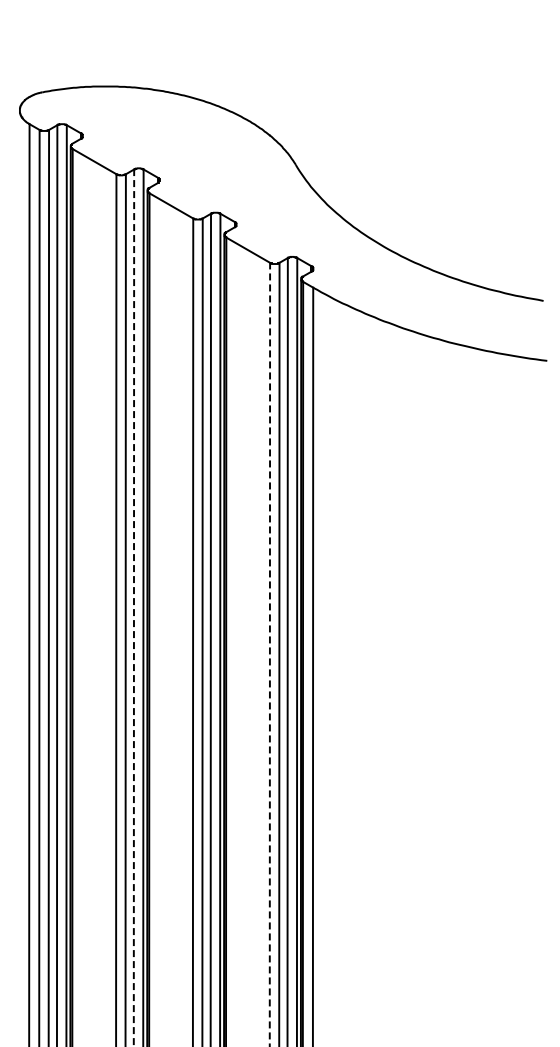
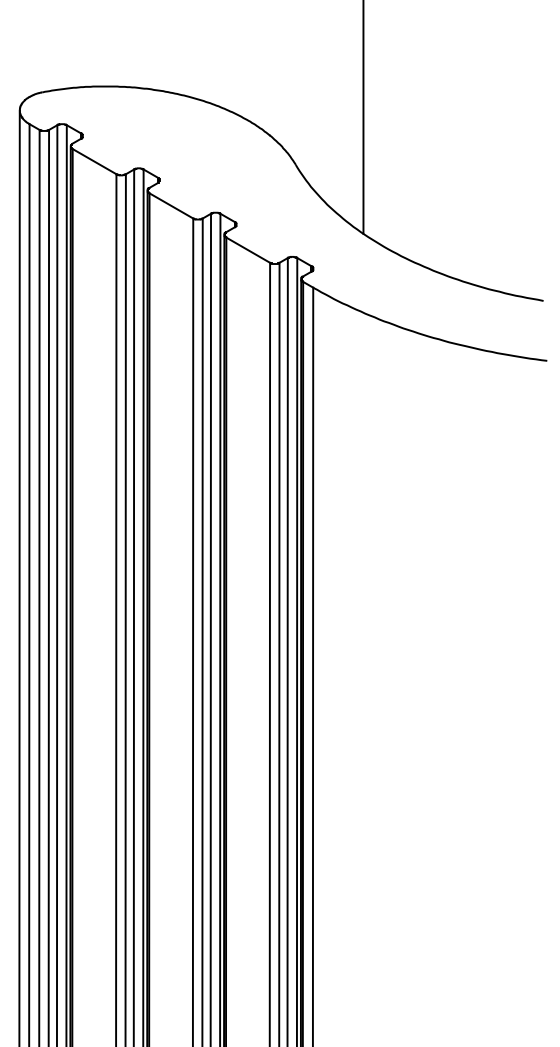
line: none -> present (363, 117)
line: none -> present (19, 576)
line: dashed -> solid (133, 607)
line: dashed -> solid (269, 654)
